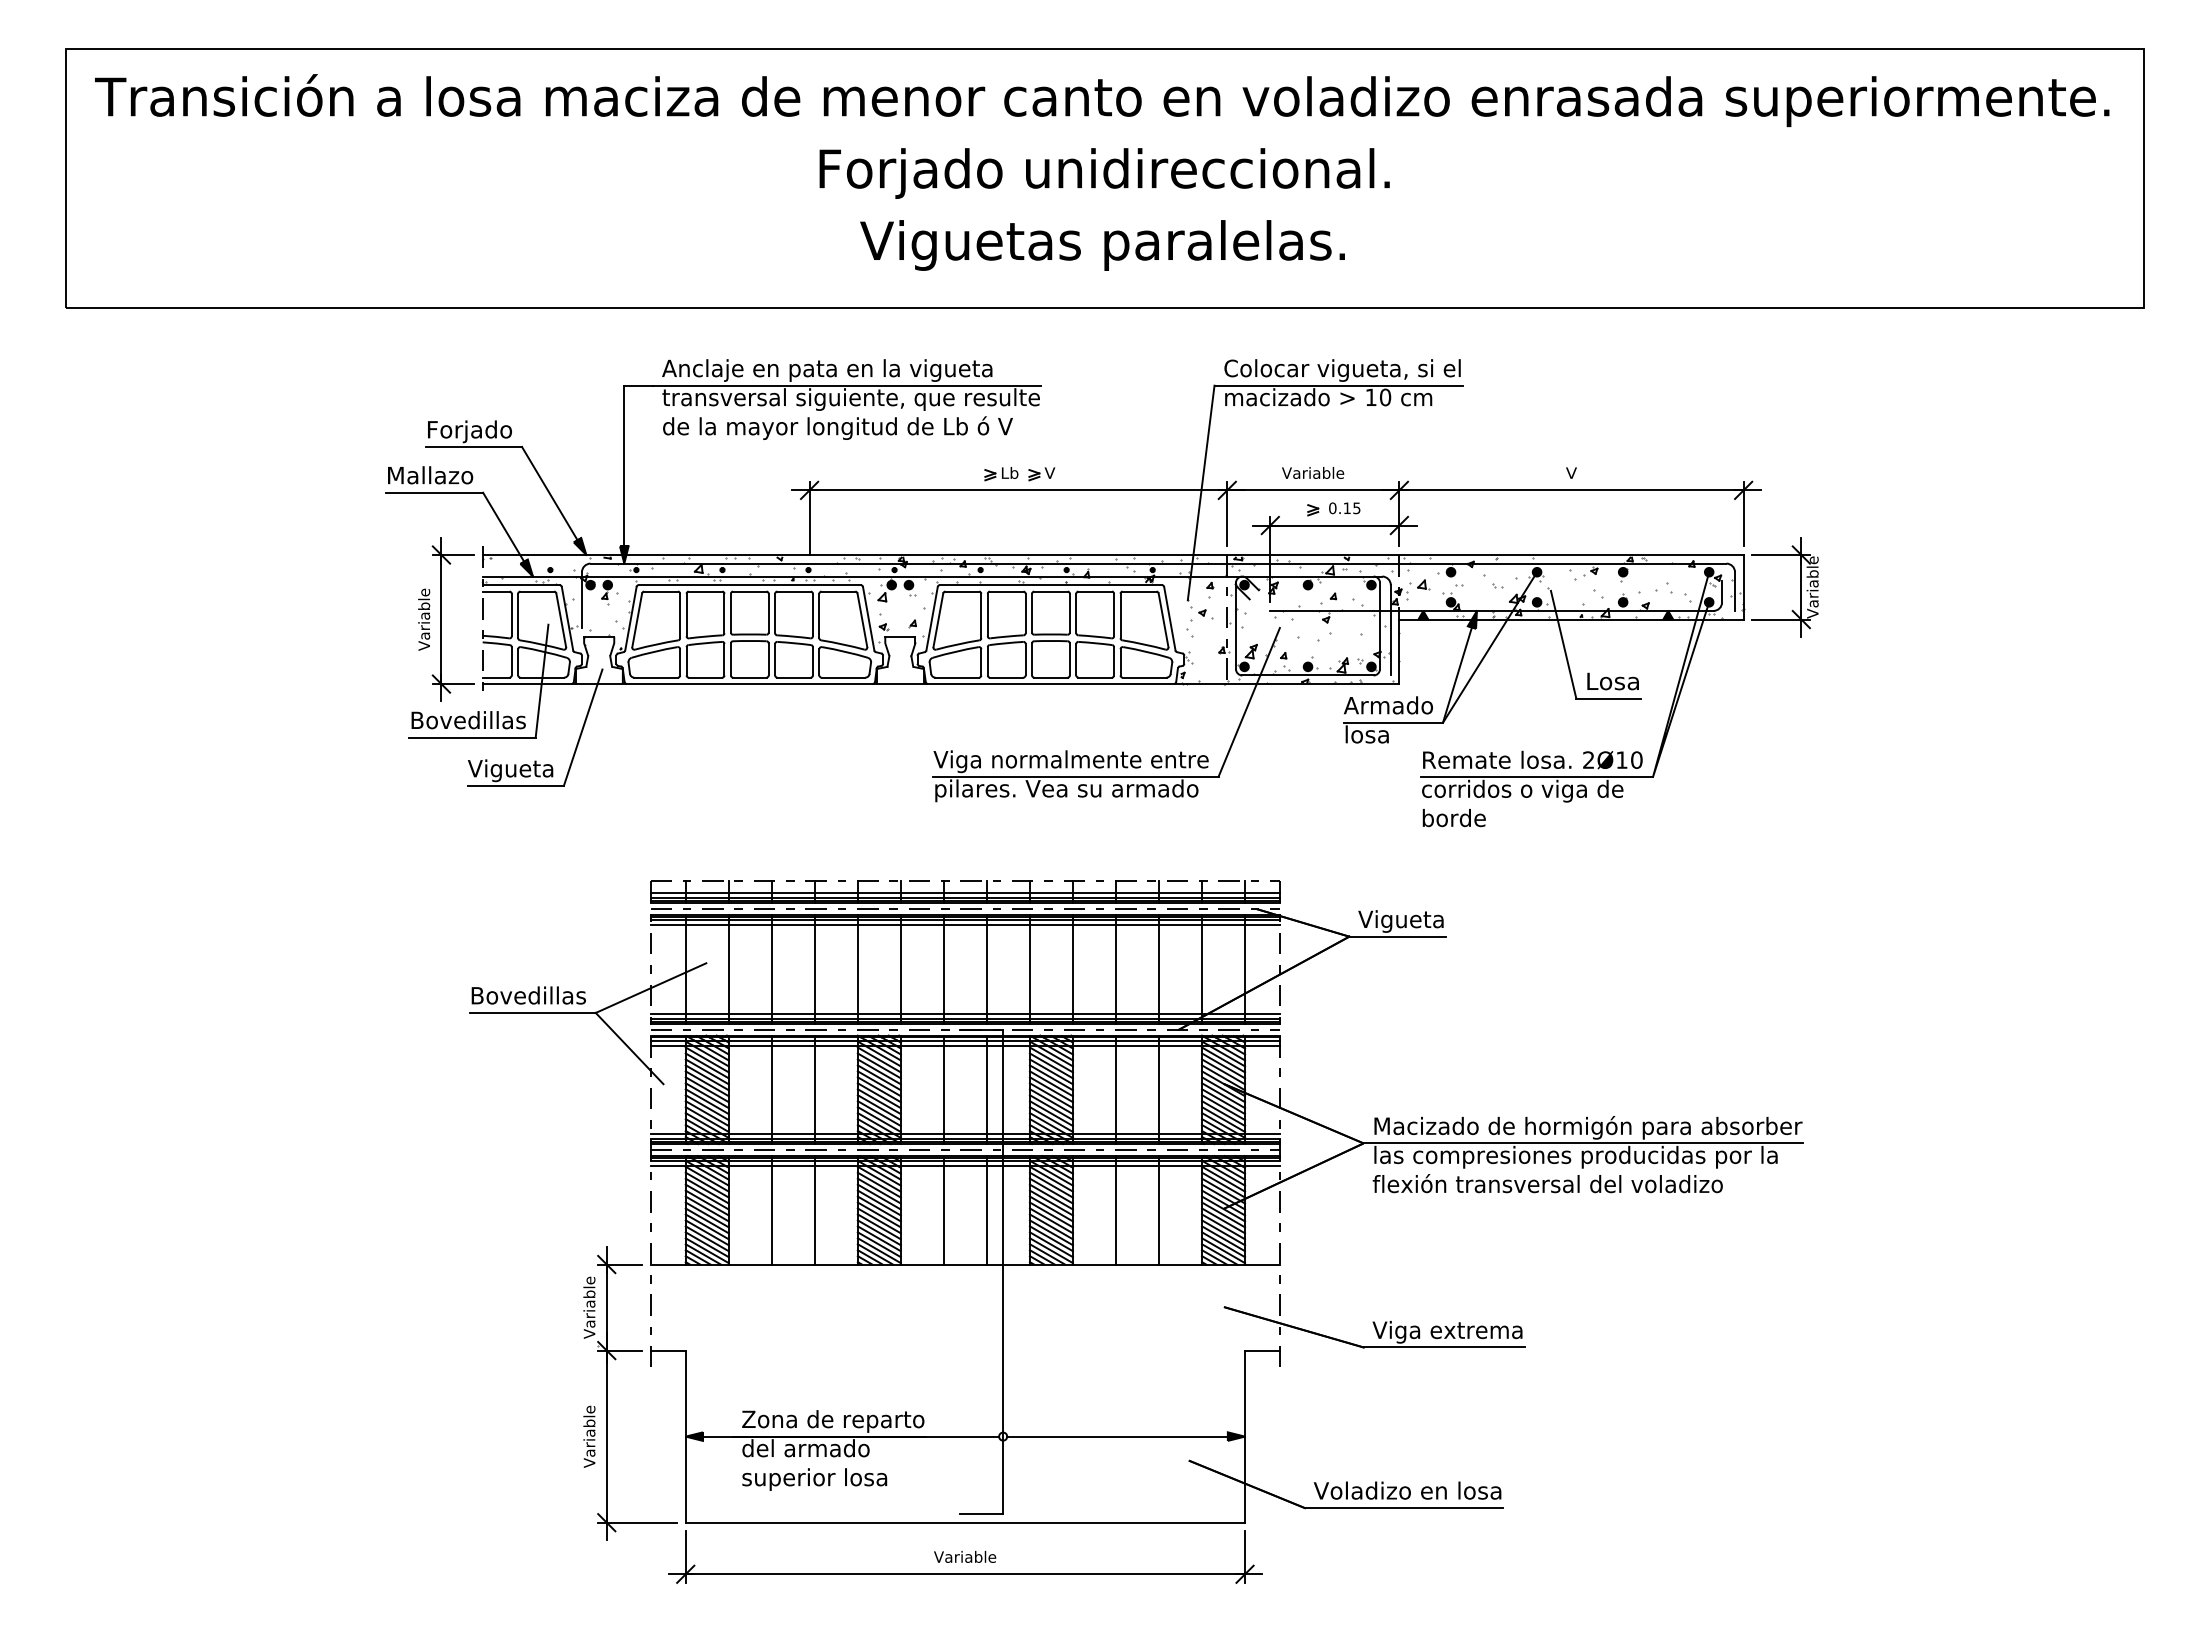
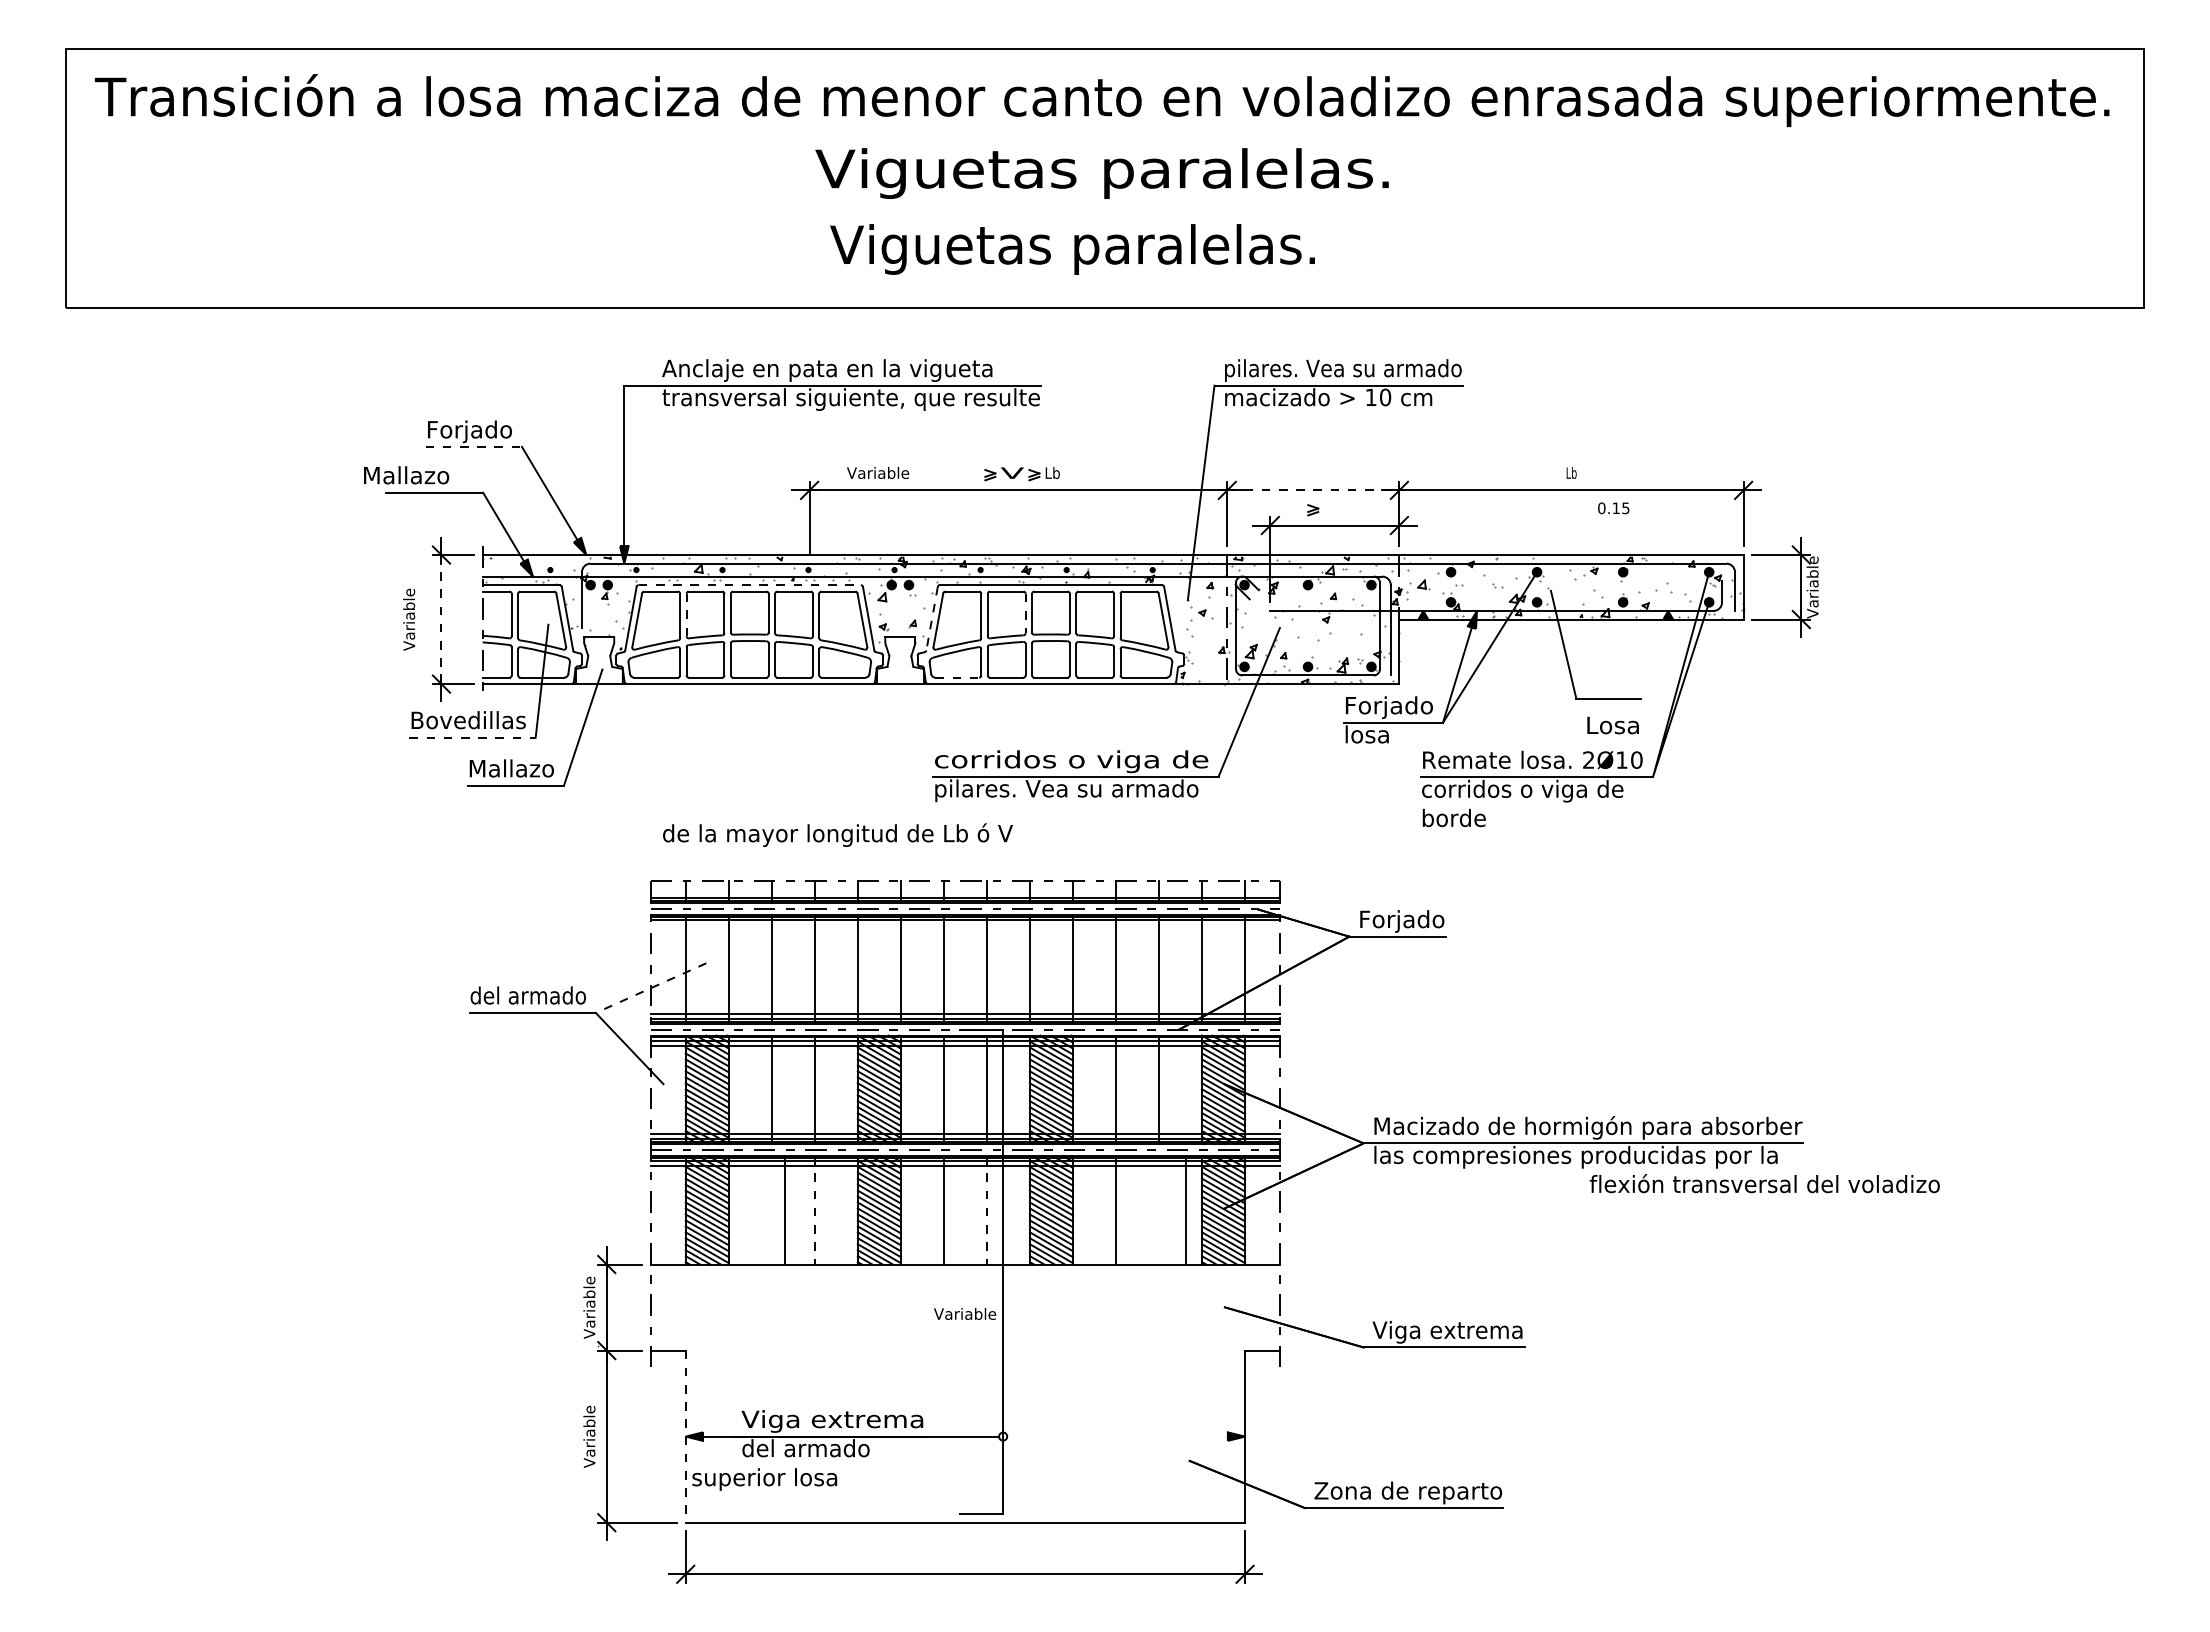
text: Forjado unidireccional. -> Viguetas paralelas. (1102, 173)
text position: (1102, 245) -> (1072, 249) (1072, 249)
text: Colocar vigueta, si el -> pilares. Vea su armado (1342, 370)
text position: (837, 427) -> (837, 834) (837, 834)
line: solid -> dashed (474, 446)
text: Lb -> V (1012, 472)
text: V -> Lb (1051, 472)
text position: (1313, 472) -> (878, 472) (878, 472)
text: V -> Lb (1571, 472)
text position: (430, 475) -> (406, 475) (406, 475)
line: solid -> dashed (1313, 490)
text position: (1344, 508) -> (1613, 508) (1613, 508)
line: solid -> dashed (750, 585)
line: solid -> dashed (1025, 613)
line: solid -> dashed (686, 614)
text position: (424, 619) -> (409, 619) (409, 619)
line: solid -> dashed (441, 619)
line: solid -> dashed (932, 619)
line: solid -> dashed (957, 677)
text position: (1612, 681) -> (1612, 725) (1612, 725)
text: Armado -> Forjado (1388, 707)
line: solid -> dashed (473, 737)
text: Viga normalmente entre -> corridos o viga de (1070, 761)
text: Vigueta -> Mallazo (510, 770)
line: present -> none (965, 893)
text: Vigueta -> Forjado (1401, 921)
line: present -> none (965, 925)
line: solid -> dashed (651, 988)
text: Bovedillas -> del armado (527, 995)
text position: (1547, 1183) -> (1764, 1183) (1764, 1183)
line position: (771, 1210) -> (784, 1210) (784, 1210)
line: solid -> dashed (814, 1210)
line: solid -> dashed (986, 1210)
line position: (1159, 1210) -> (1186, 1210) (1186, 1210)
text: Zona de reparto -> Viga extrema (832, 1421)
line: present -> none (1126, 1436)
line: solid -> dashed (685, 1437)
text position: (814, 1479) -> (764, 1479) (764, 1479)
text: Voladizo en losa -> Zona de reparto (1407, 1492)
text position: (965, 1556) -> (965, 1313) (965, 1313)
